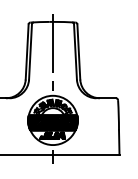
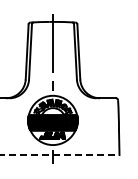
line: solid -> dashed (60, 154)
